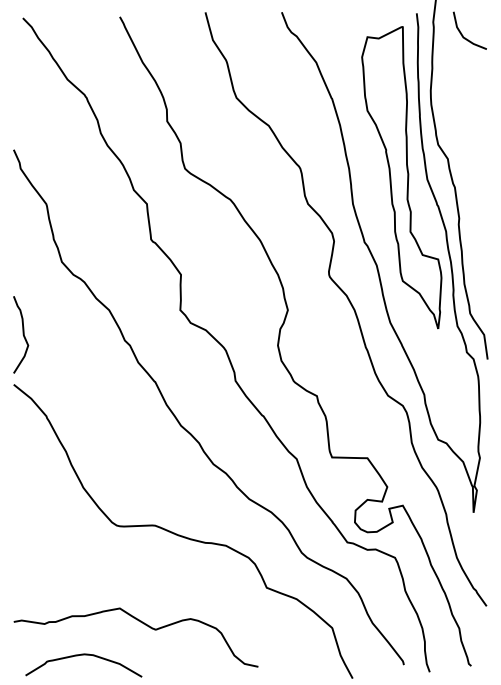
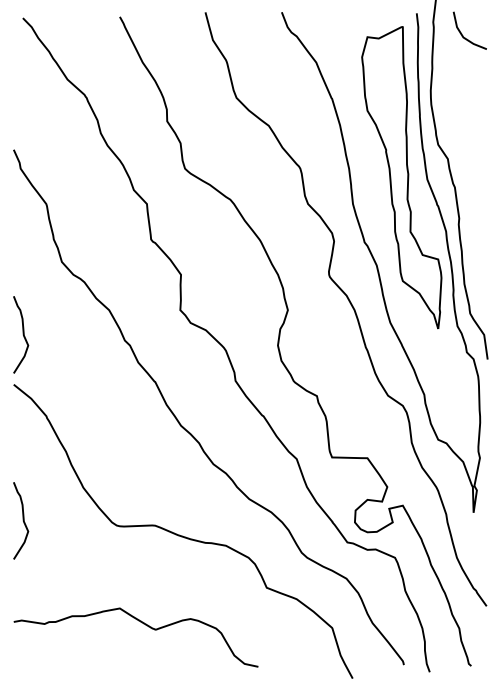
curve: none -> present (22, 520)
curve: present -> none (83, 655)
